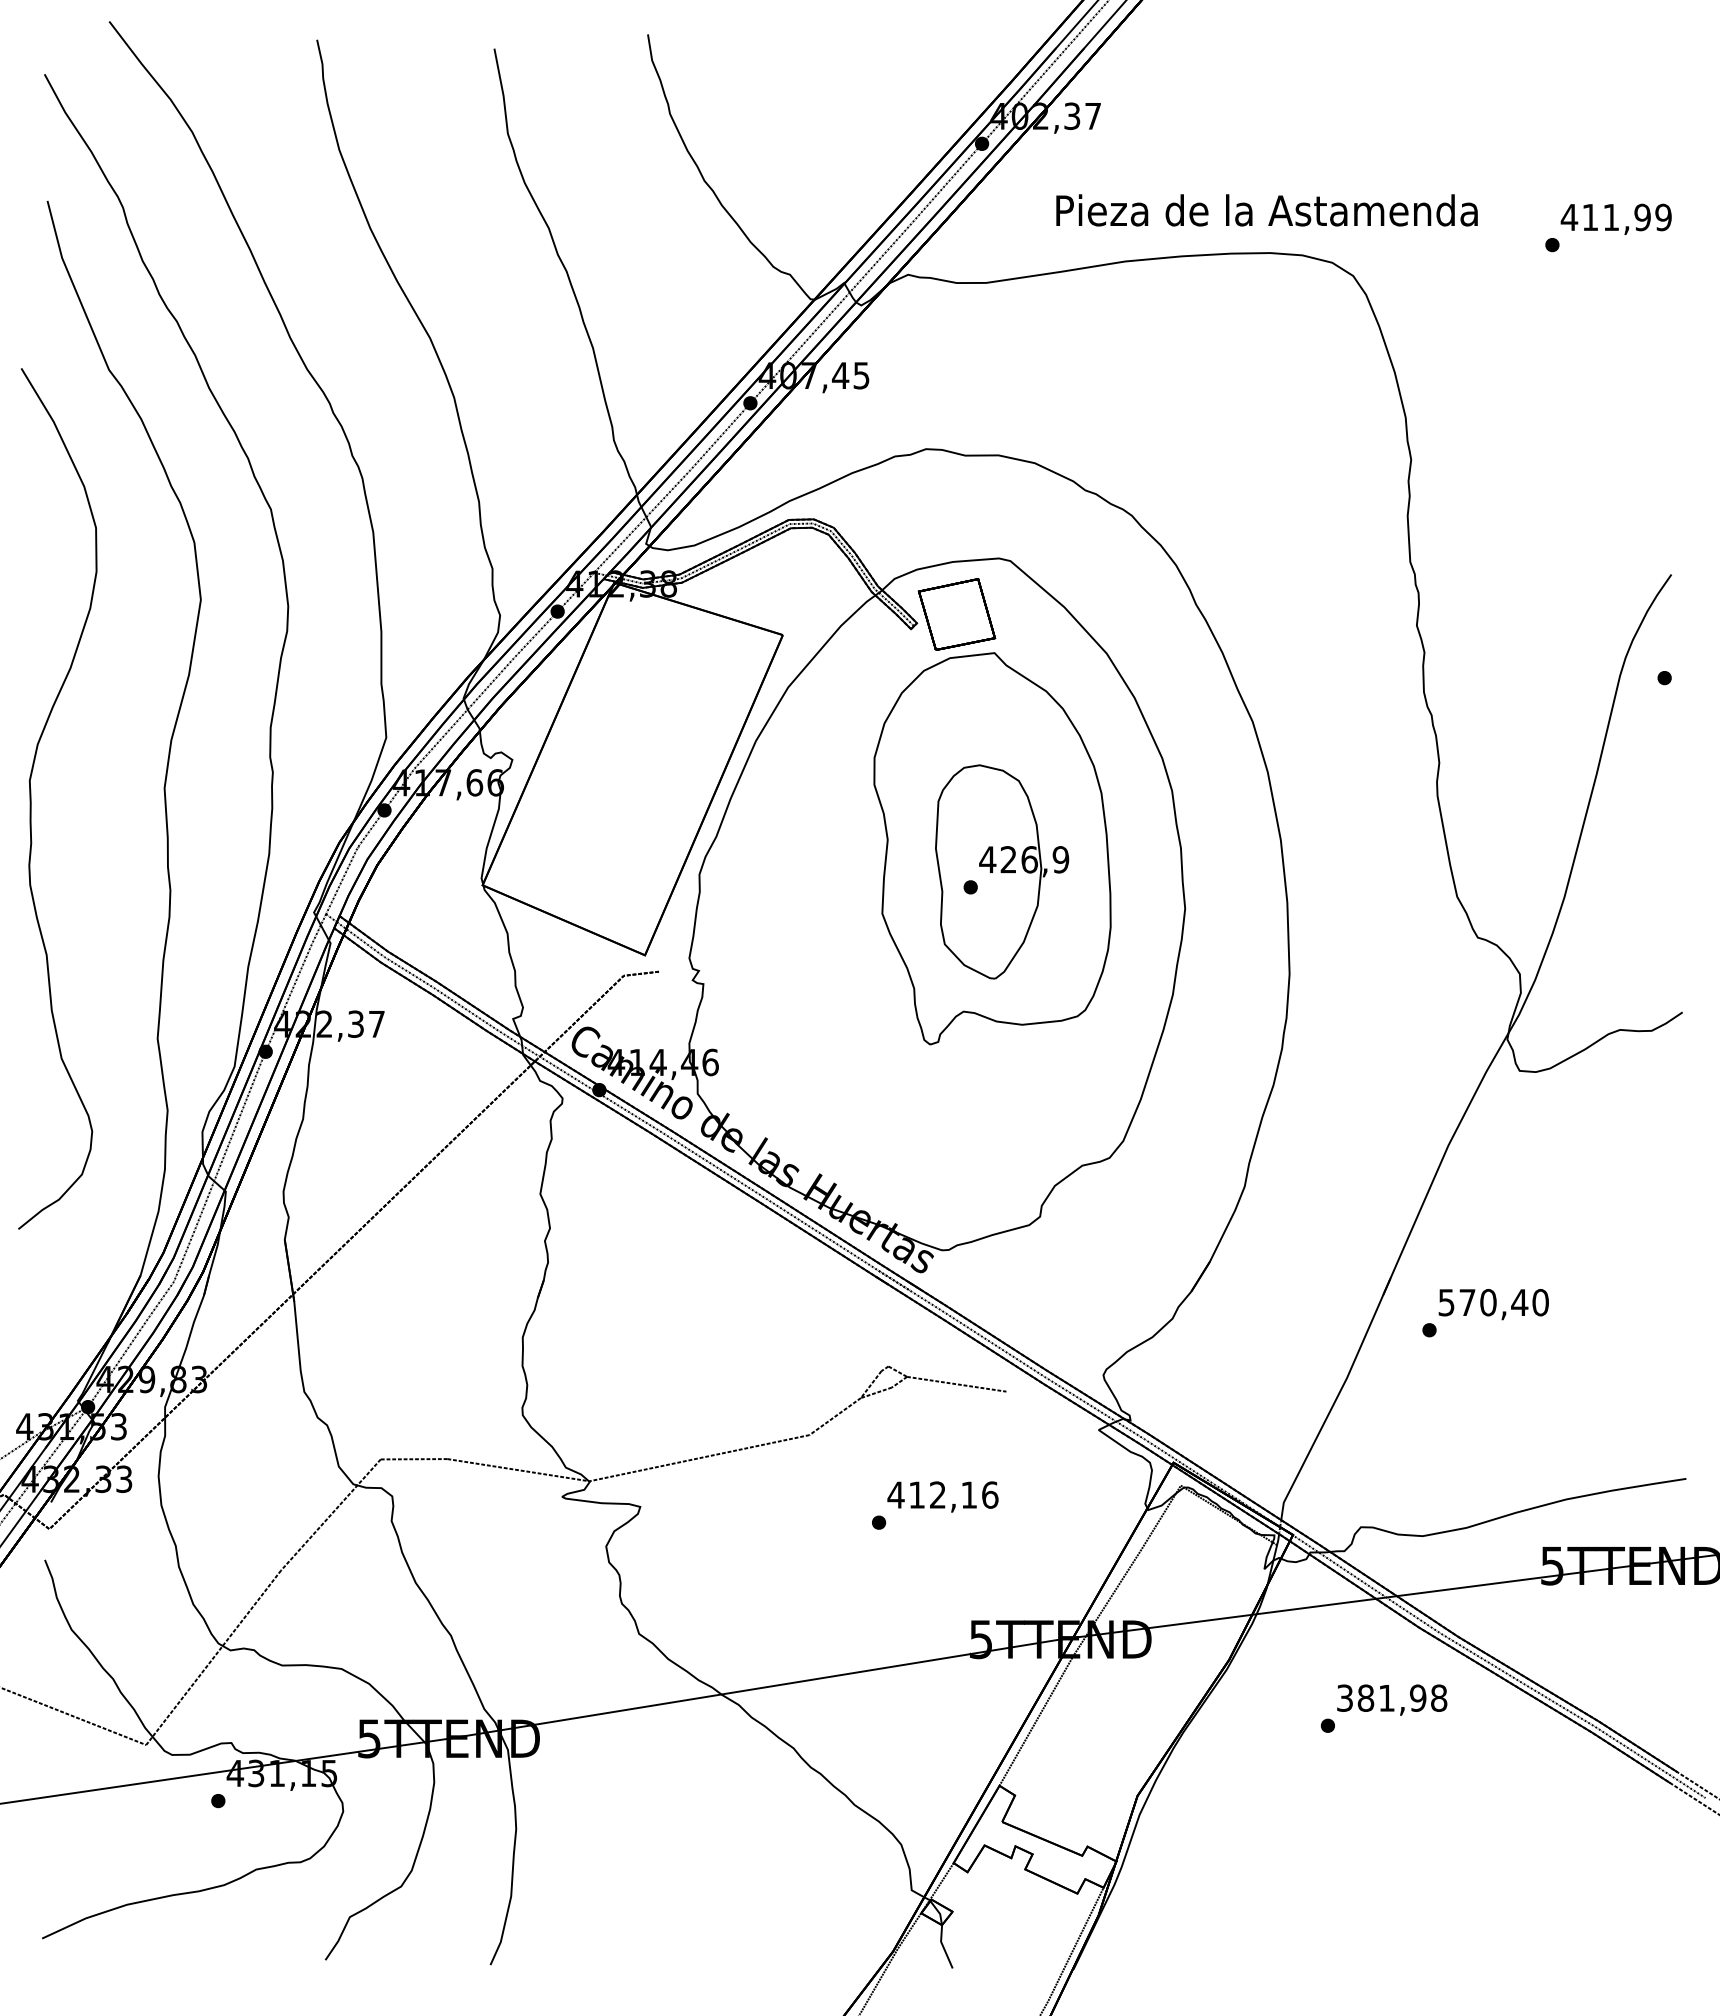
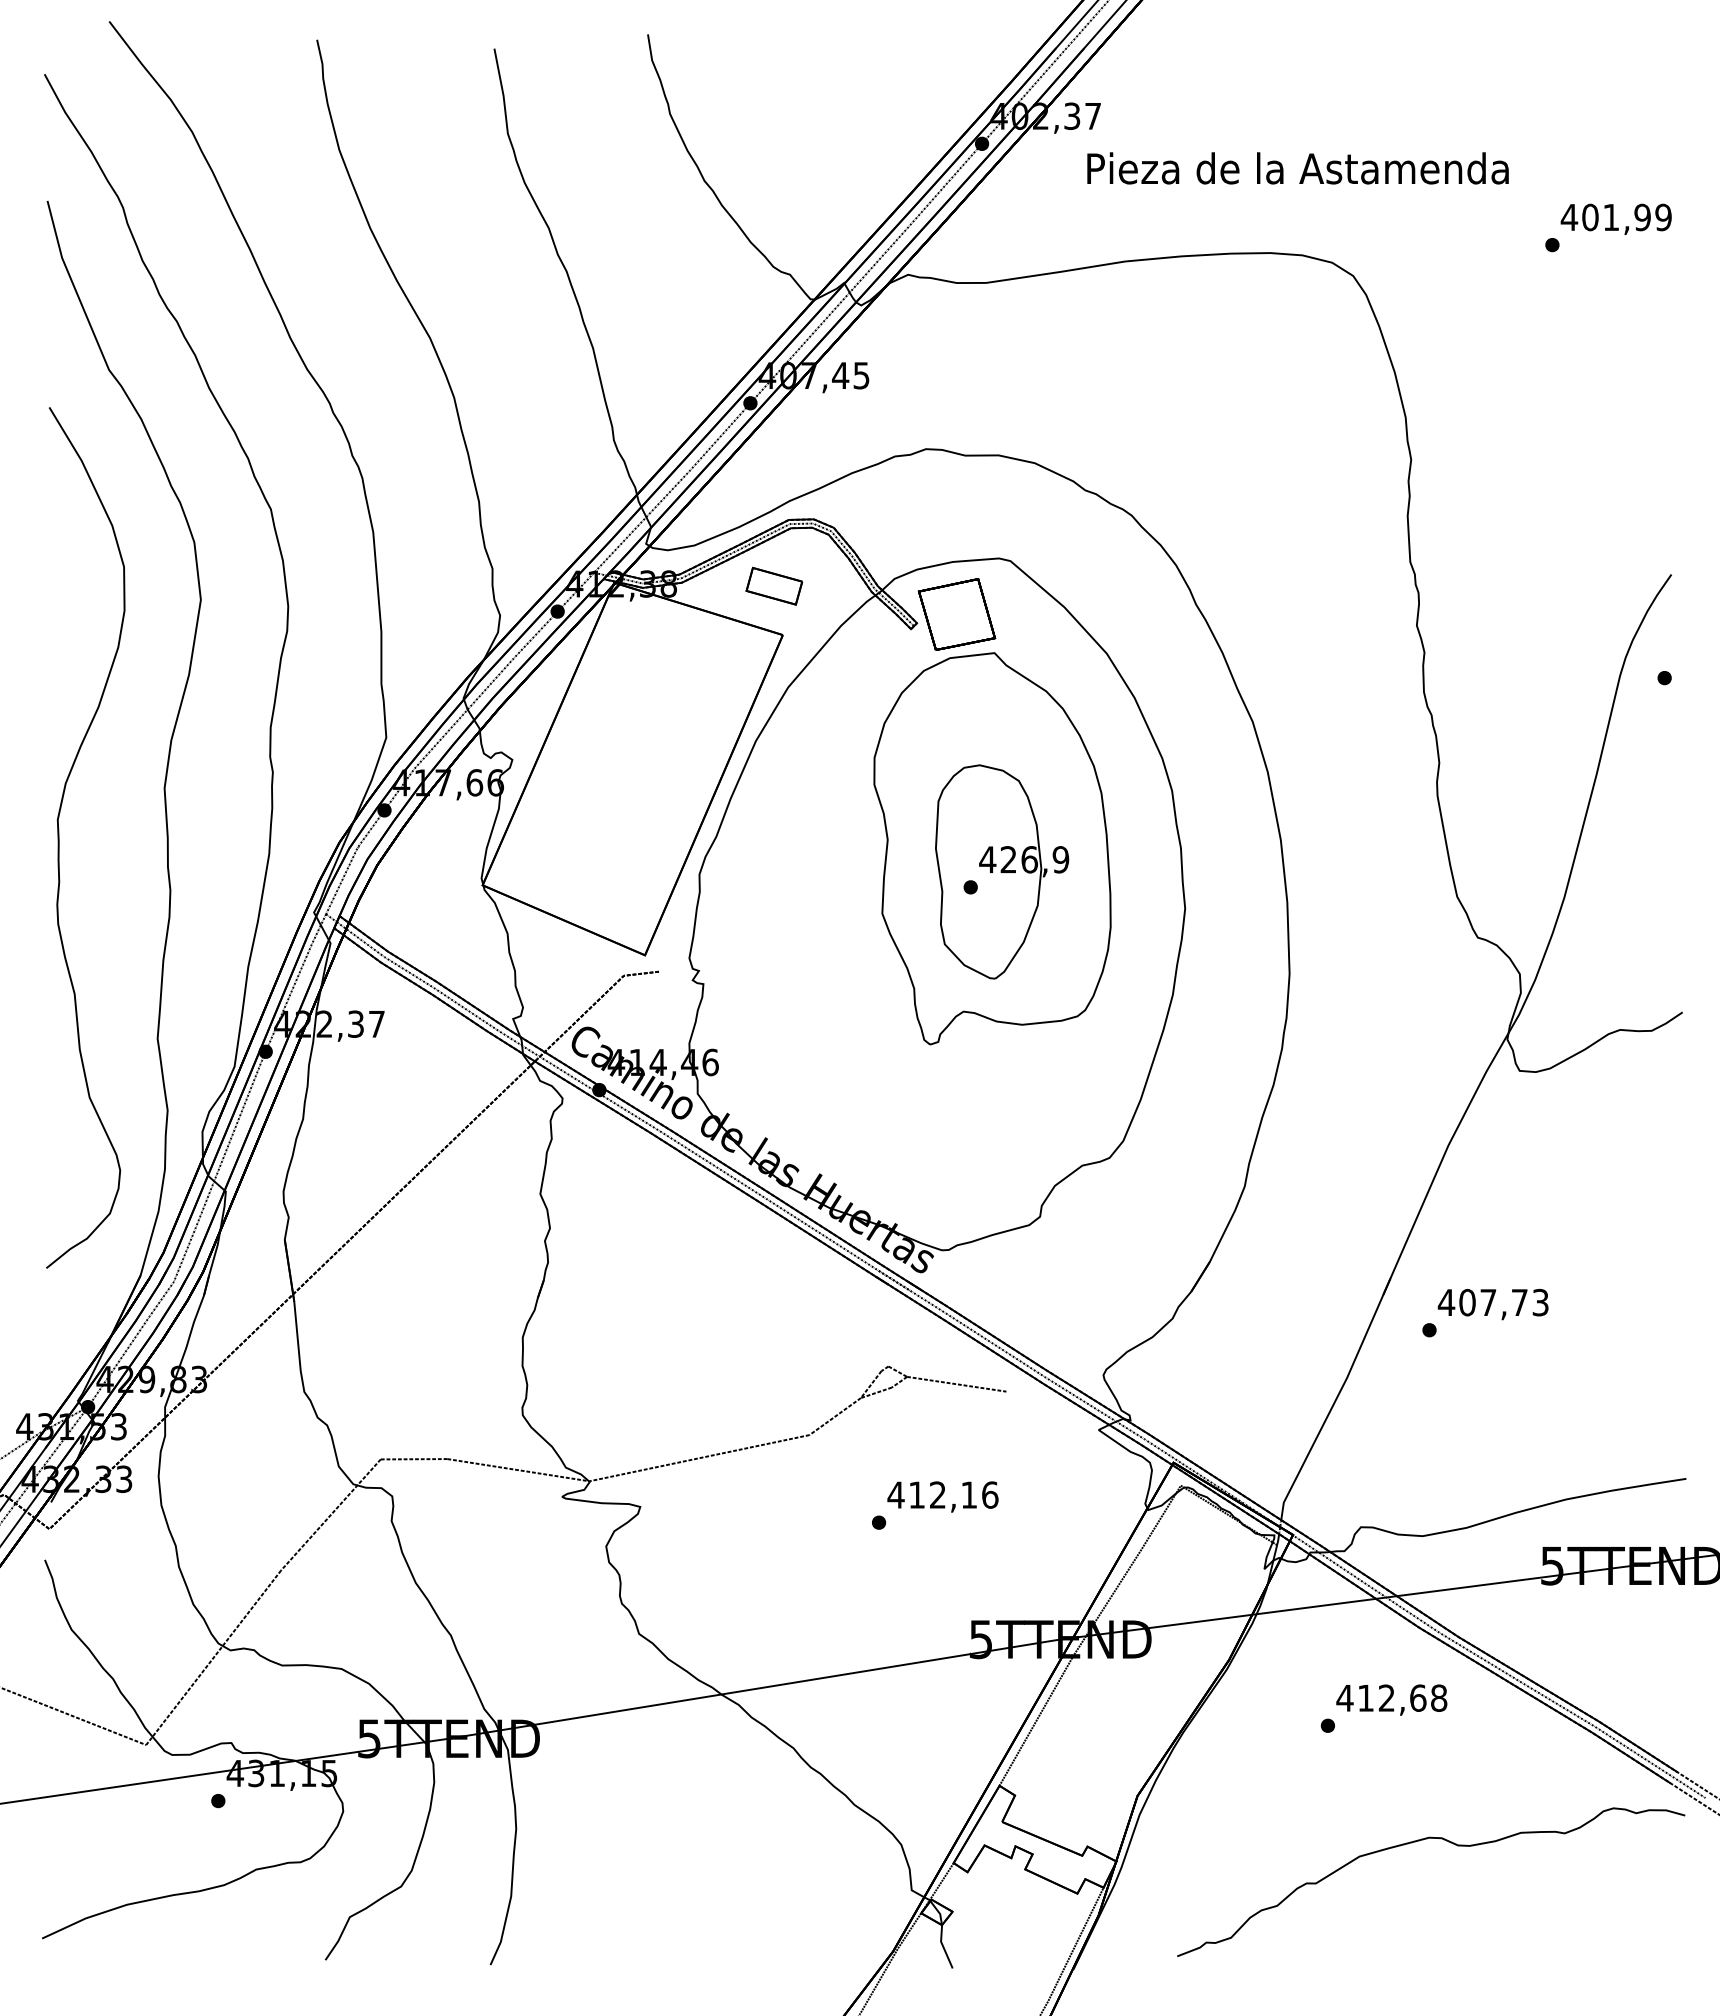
text position: (1266, 210) -> (1297, 168) (1297, 168)
text: 411,99 -> 401,99 (1590, 217)
part: none -> present (774, 585)
part position: (31, 798) -> (59, 837) (59, 837)
text: 570,40 -> 407,73 (1492, 1302)
text: 381,98 -> 412,68 (1381, 1697)
curve: none -> present (1419, 1841)
